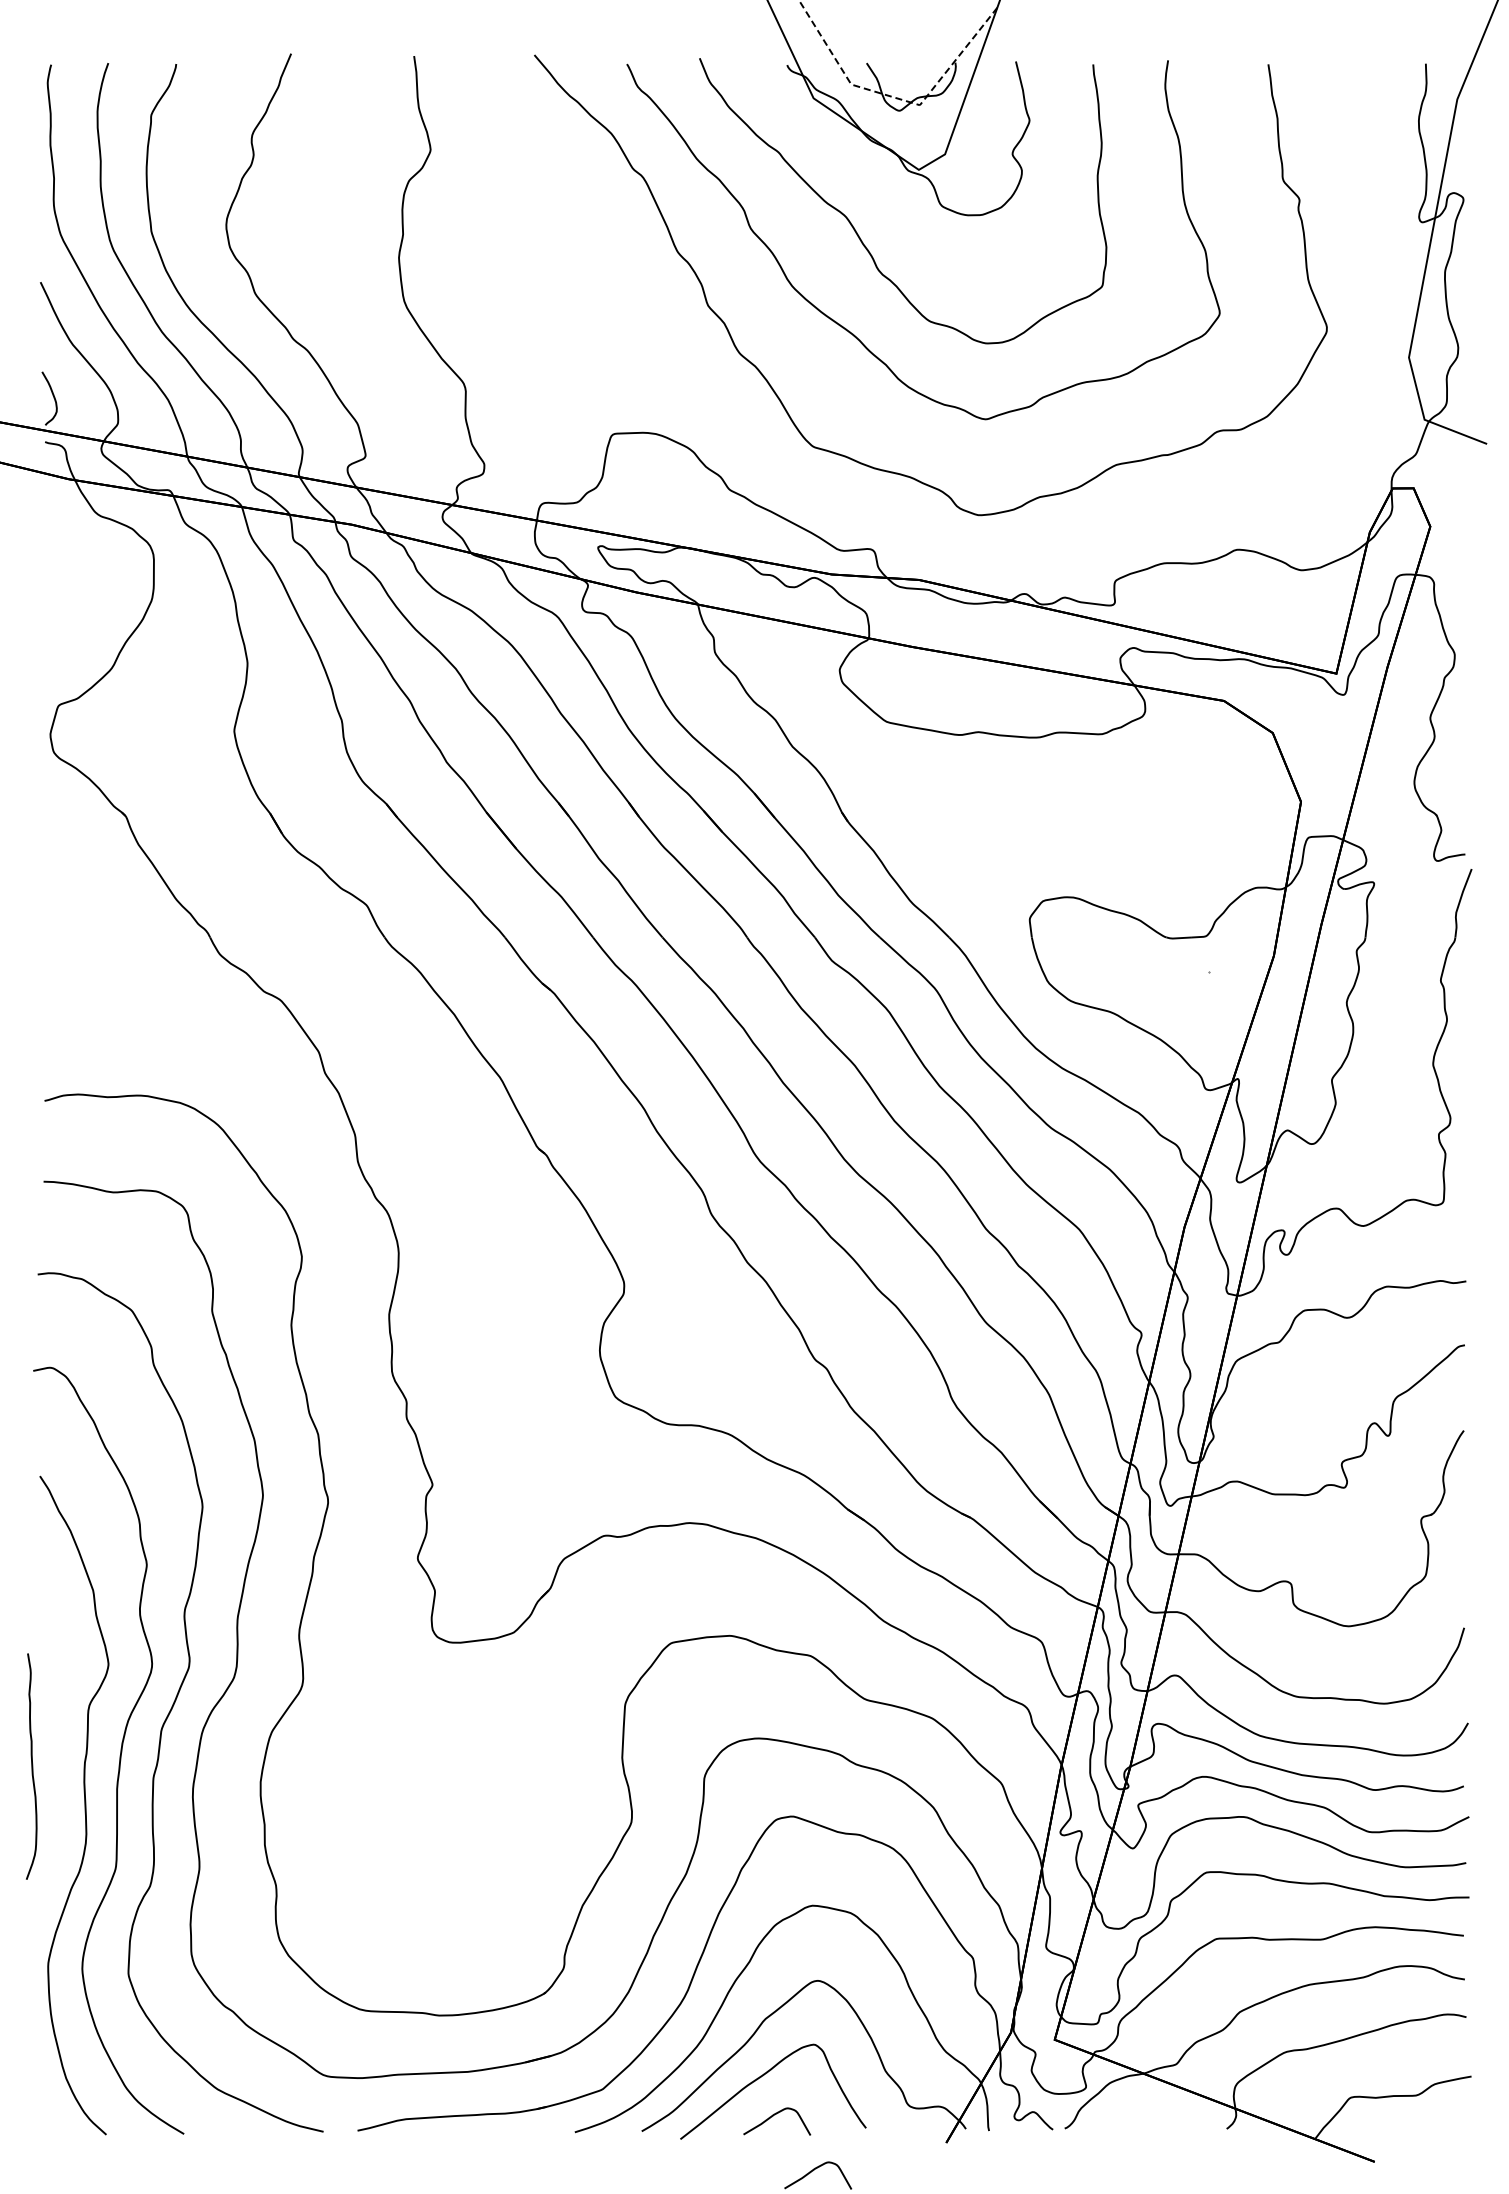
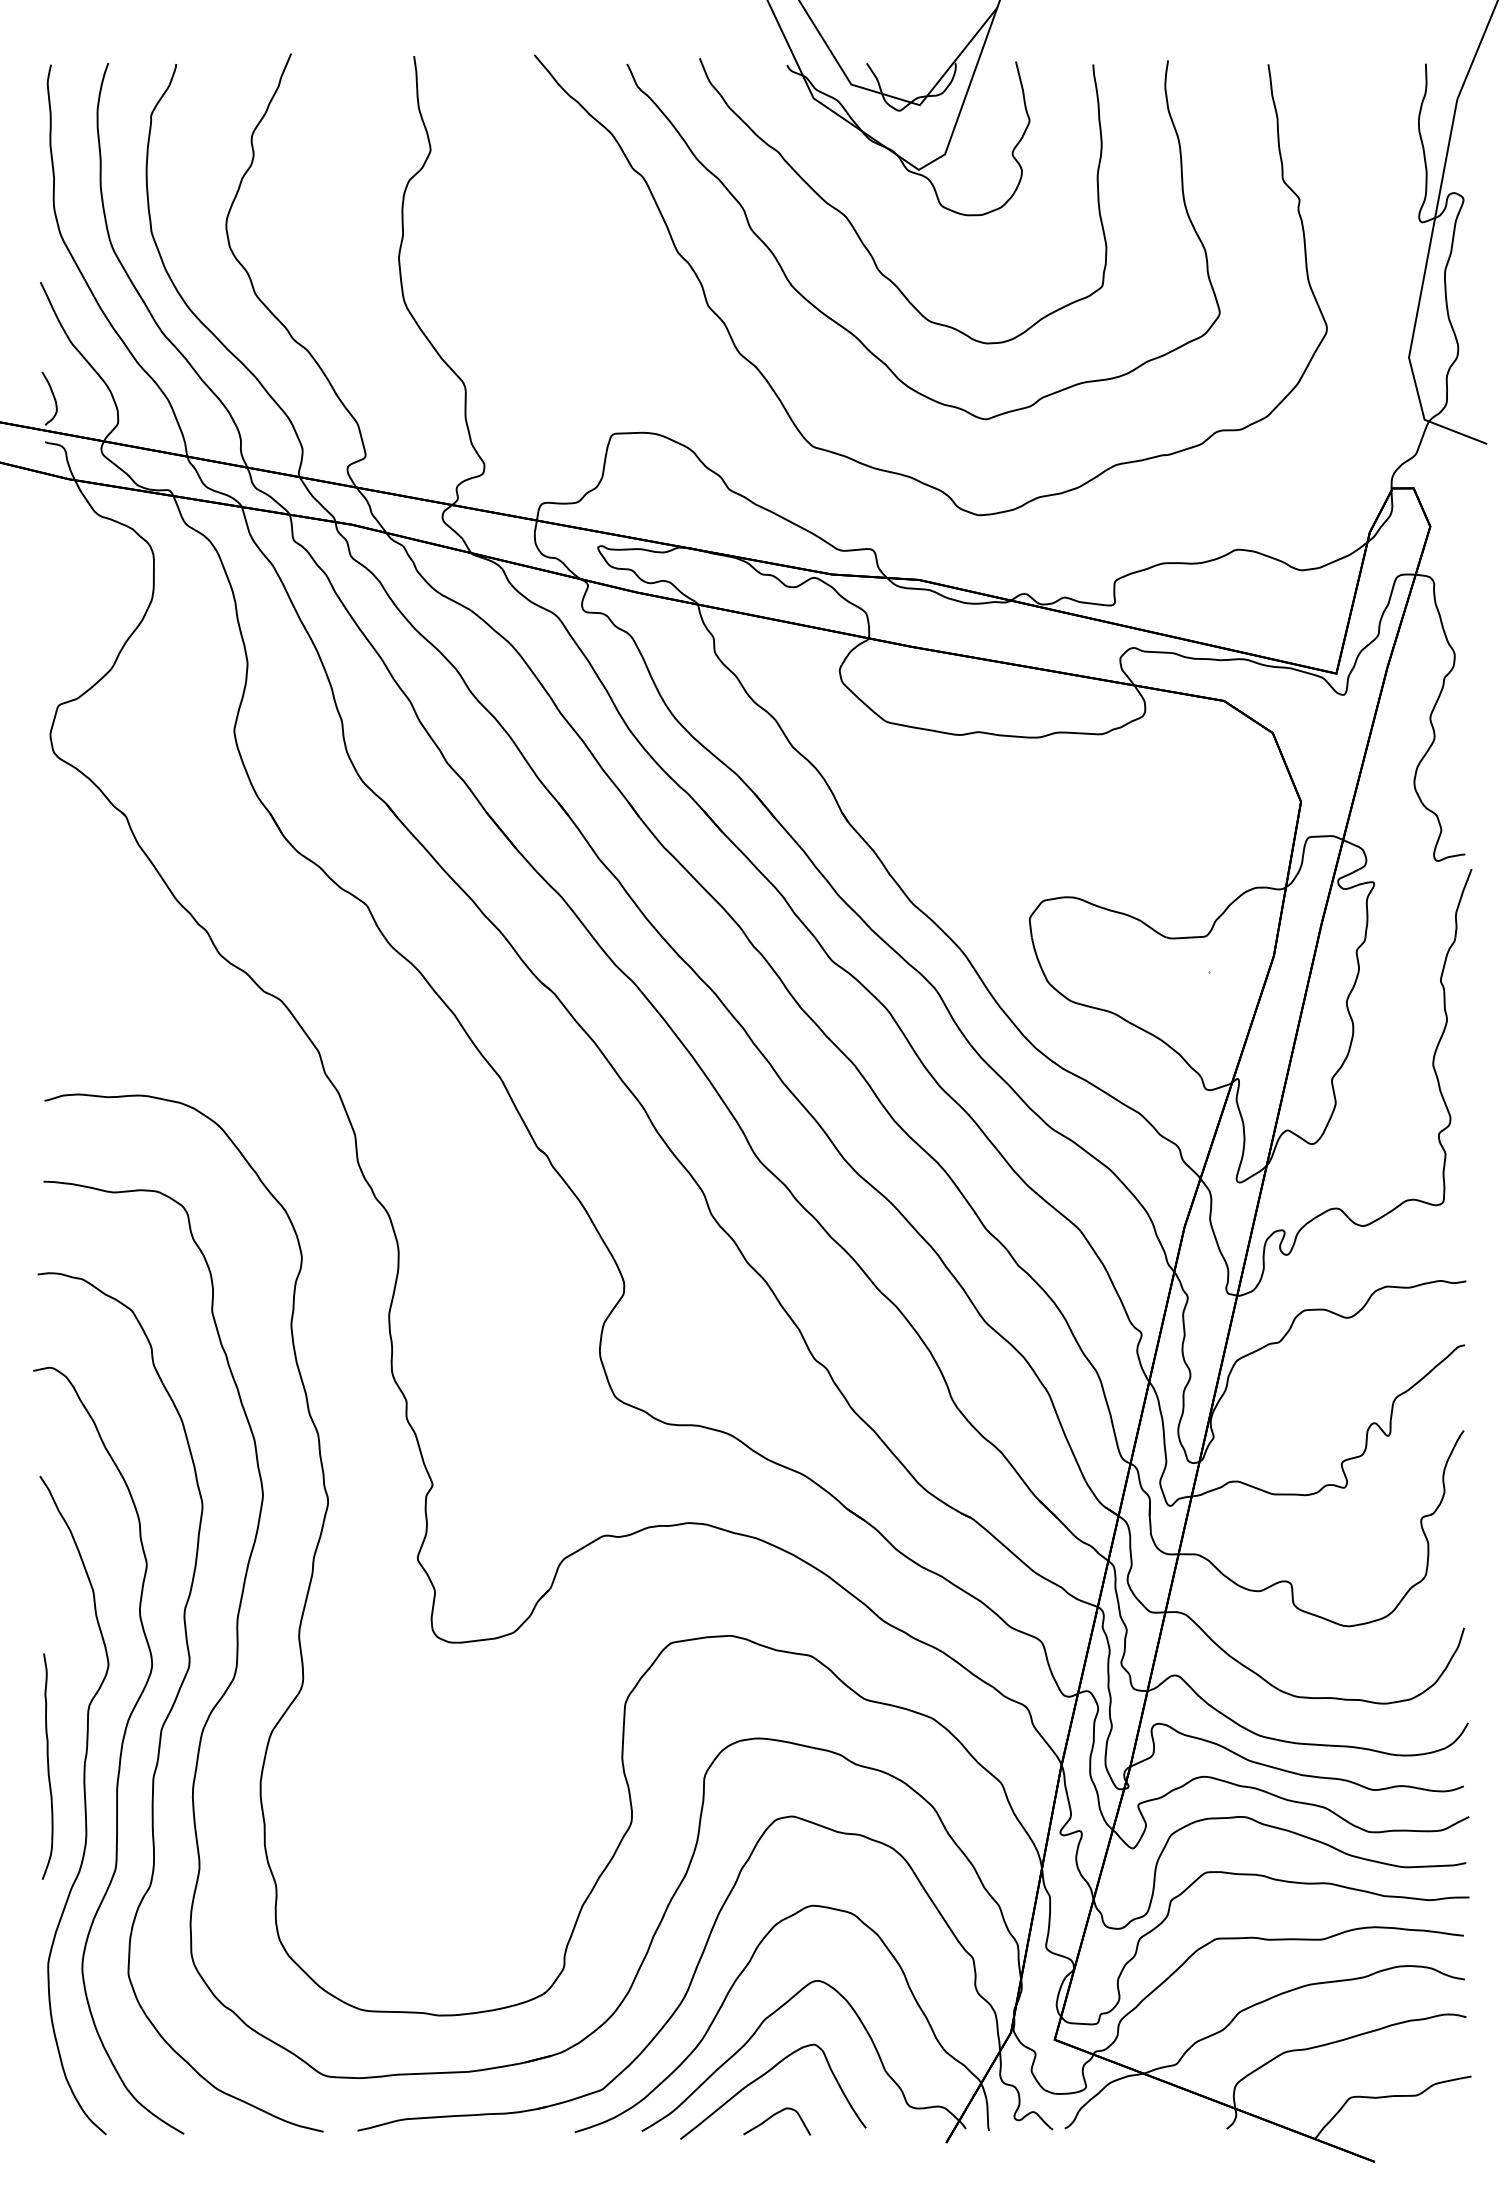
line: dashed -> solid (897, 98)
curve position: (31, 1766) -> (47, 1766) (47, 1766)
curve: present -> none (814, 2170)
